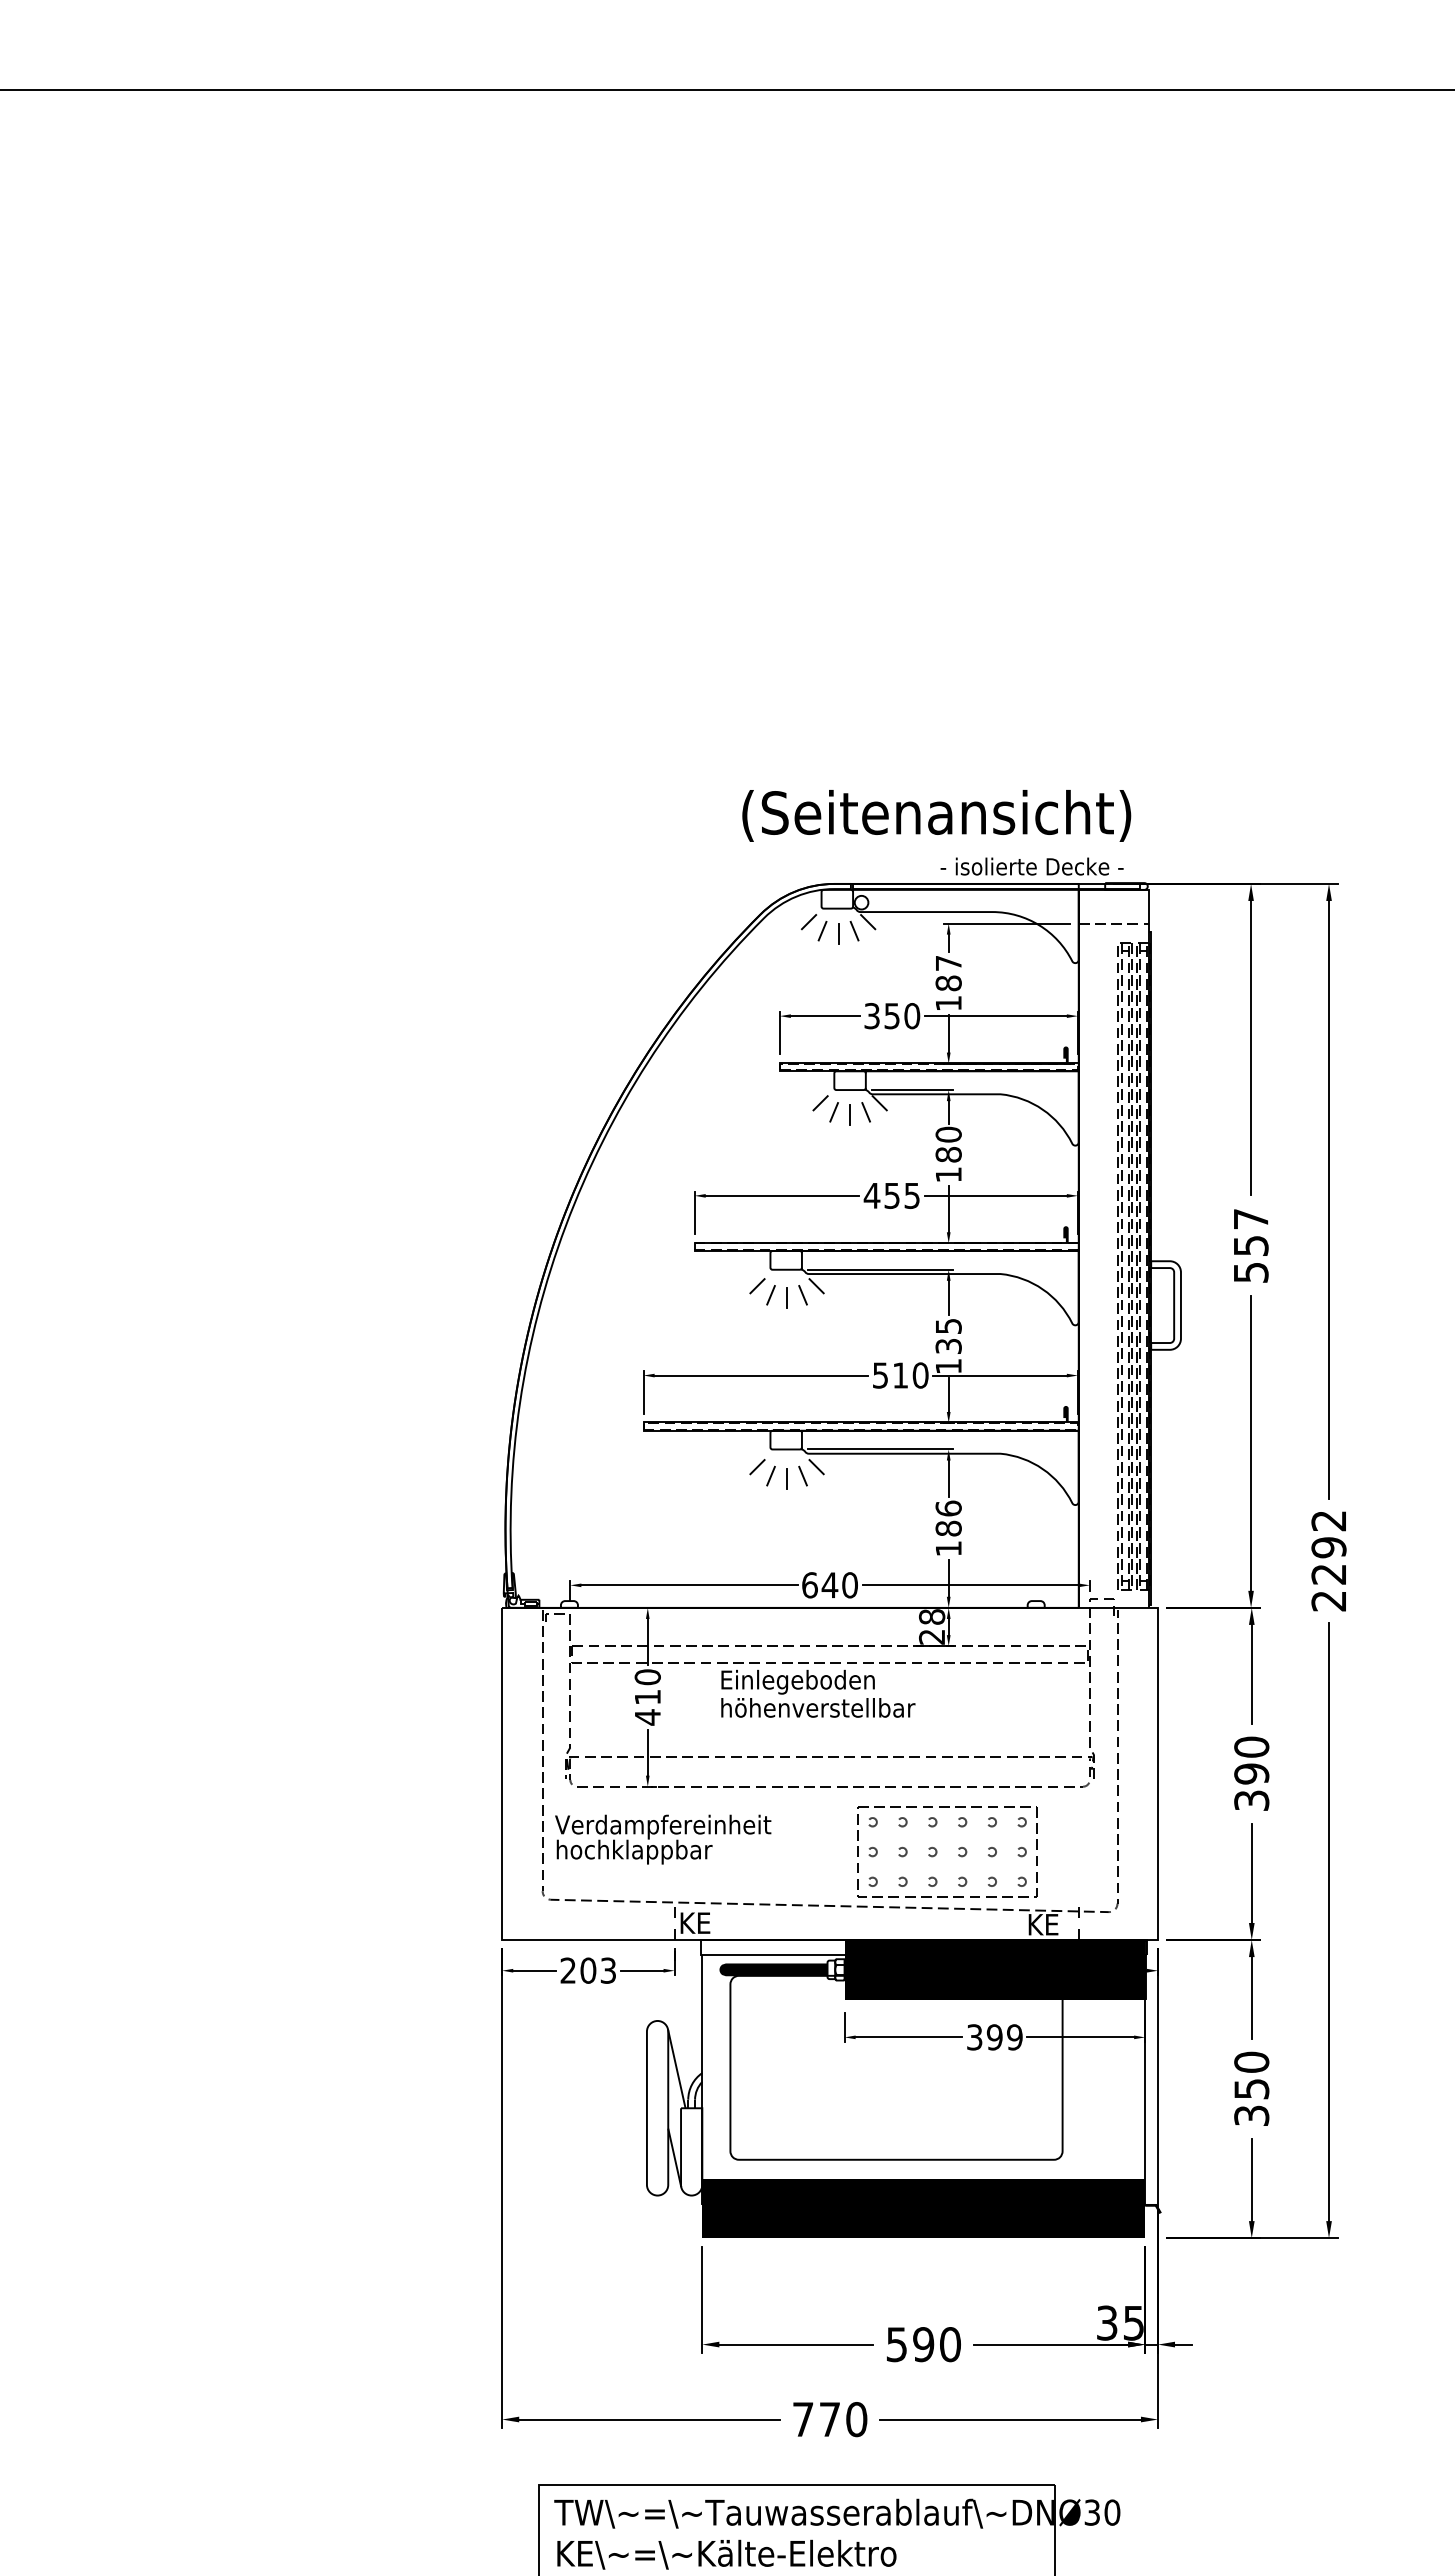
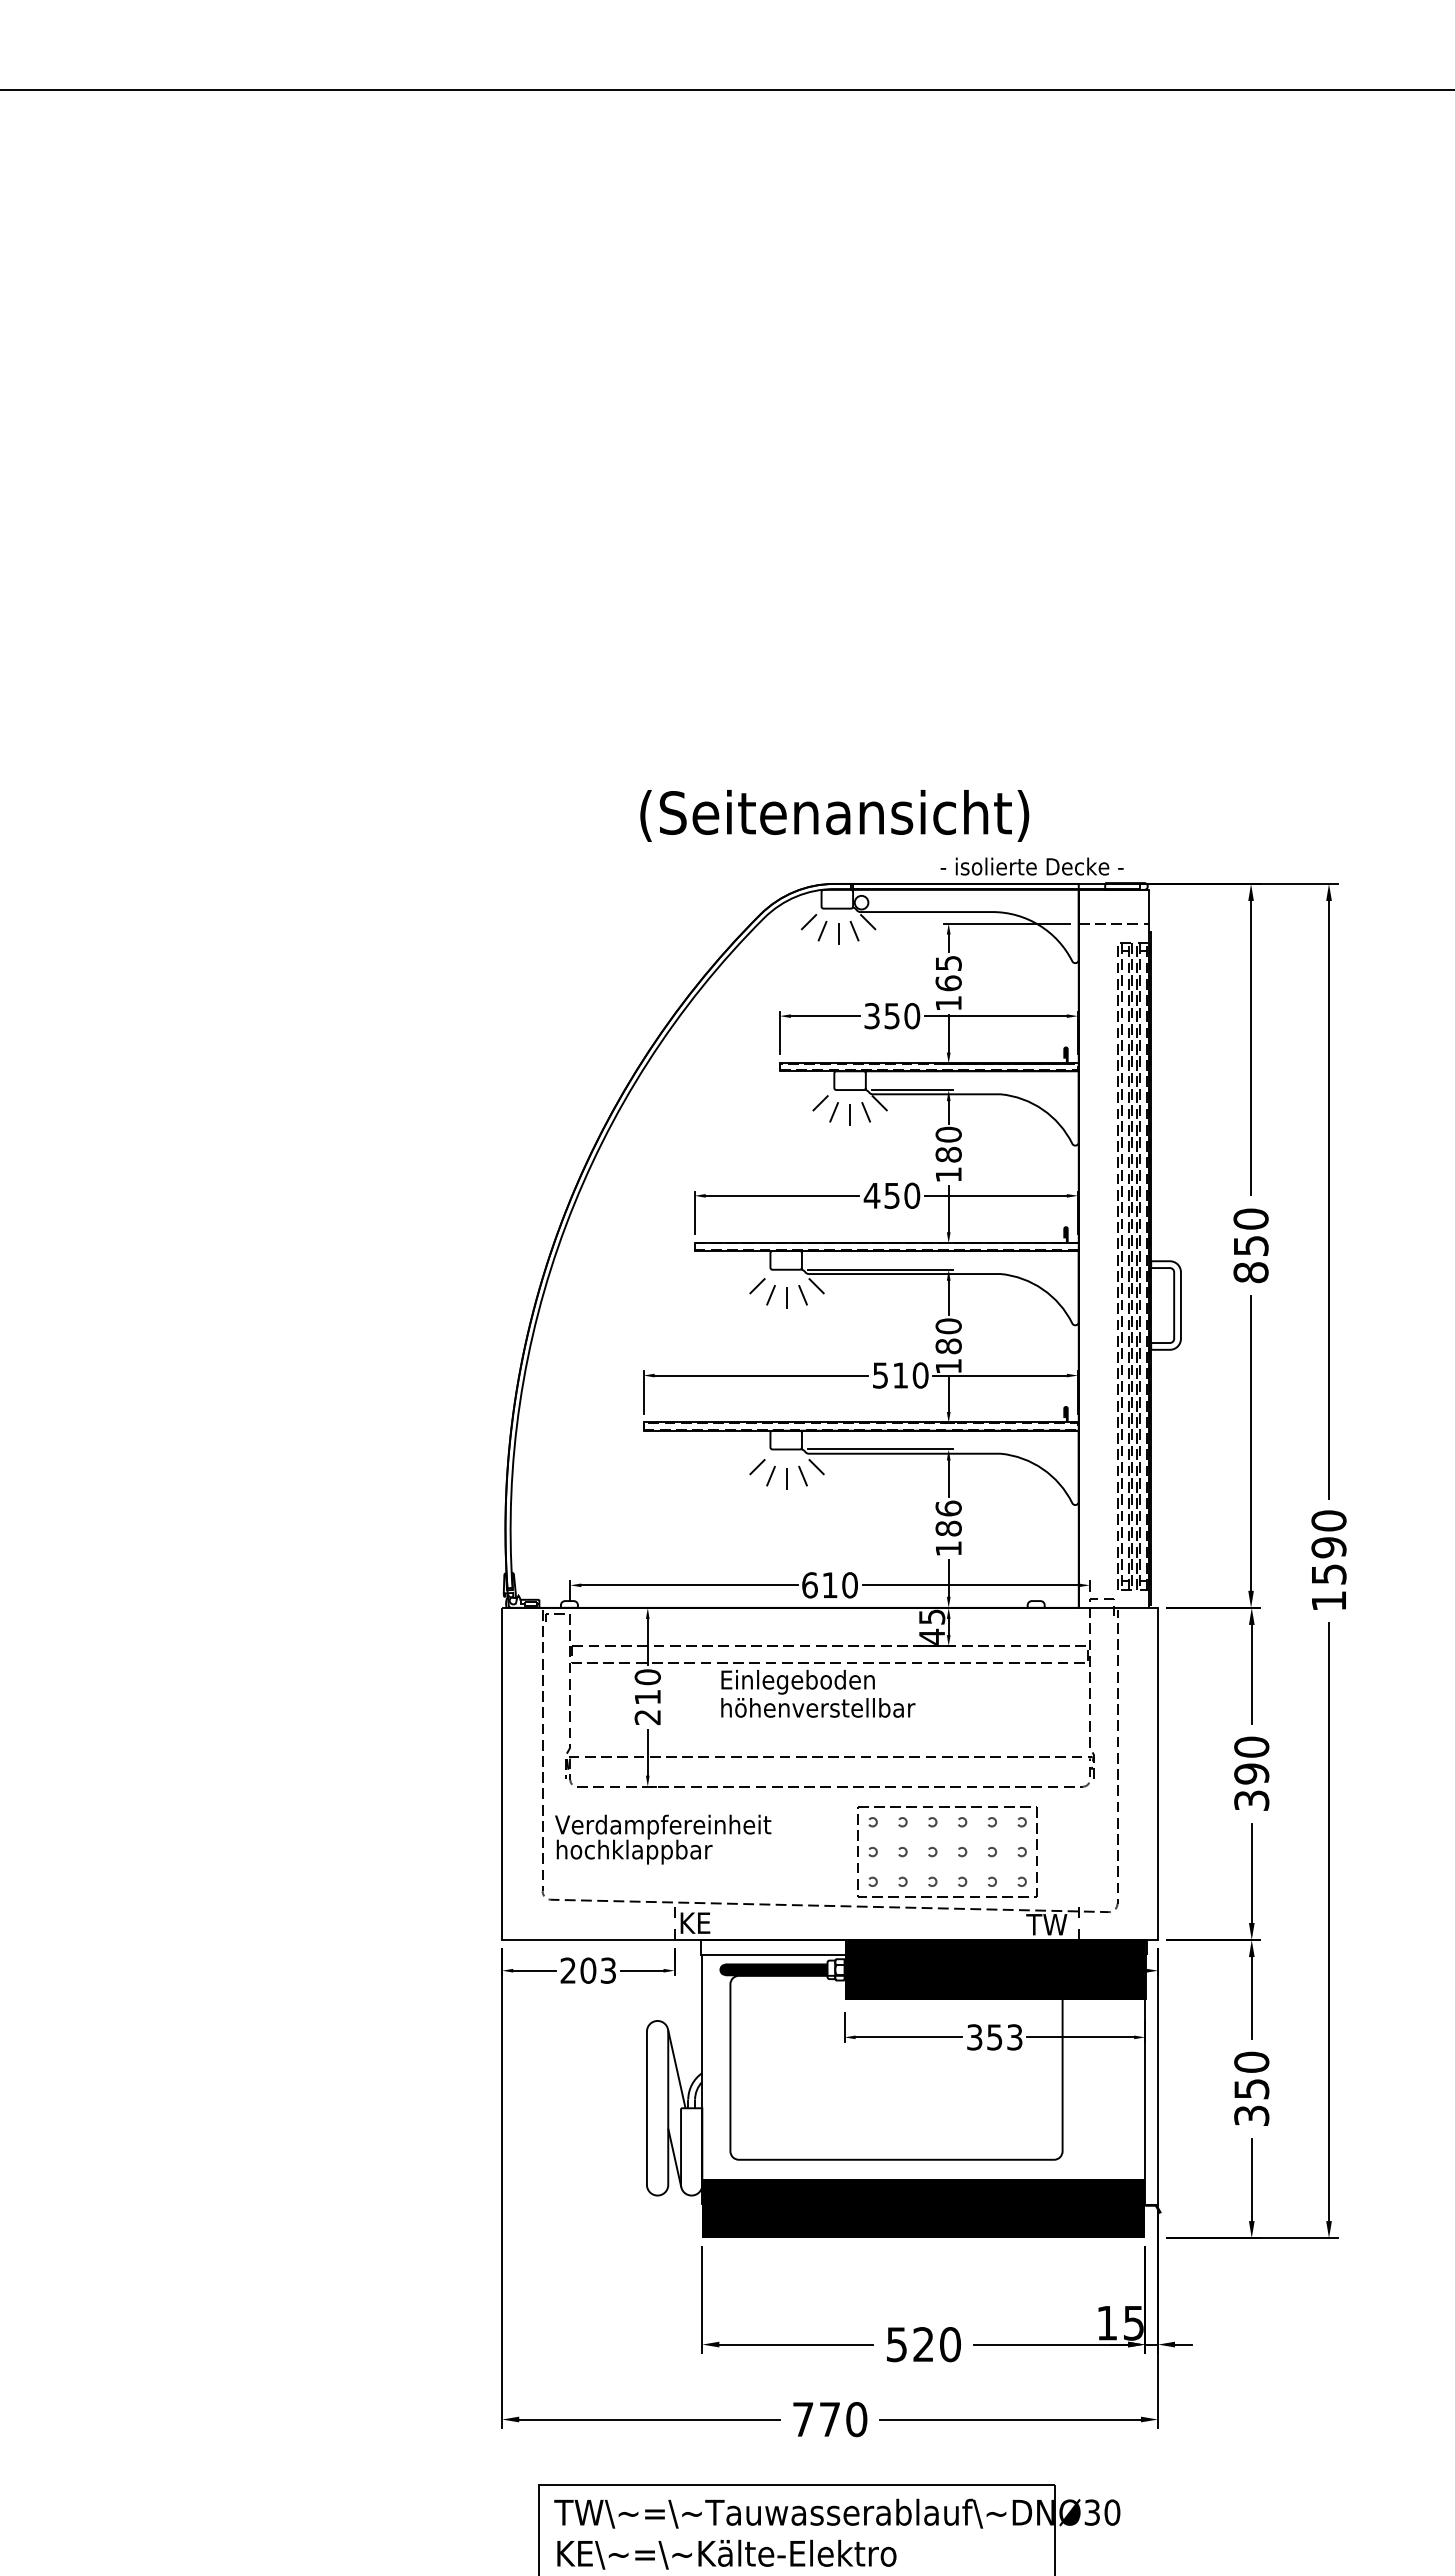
text position: (936, 815) -> (834, 815) (834, 815)
text: 187 -> 165 (948, 973)
text: 455 -> 450 (912, 1195)
text: 557 -> 850 (1250, 1245)
text: 135 -> 180 (948, 1336)
text: 2292 -> 1590 (1328, 1560)
text: 640 -> 610 (829, 1584)
text: 28 -> 45 (932, 1626)
text: 410 -> 210 (647, 1717)
text: KE -> TW (1046, 1924)
text: 399 -> 353 (1004, 2037)
text: 35 -> 15 (1107, 2322)
text: 590 -> 520 (923, 2344)
